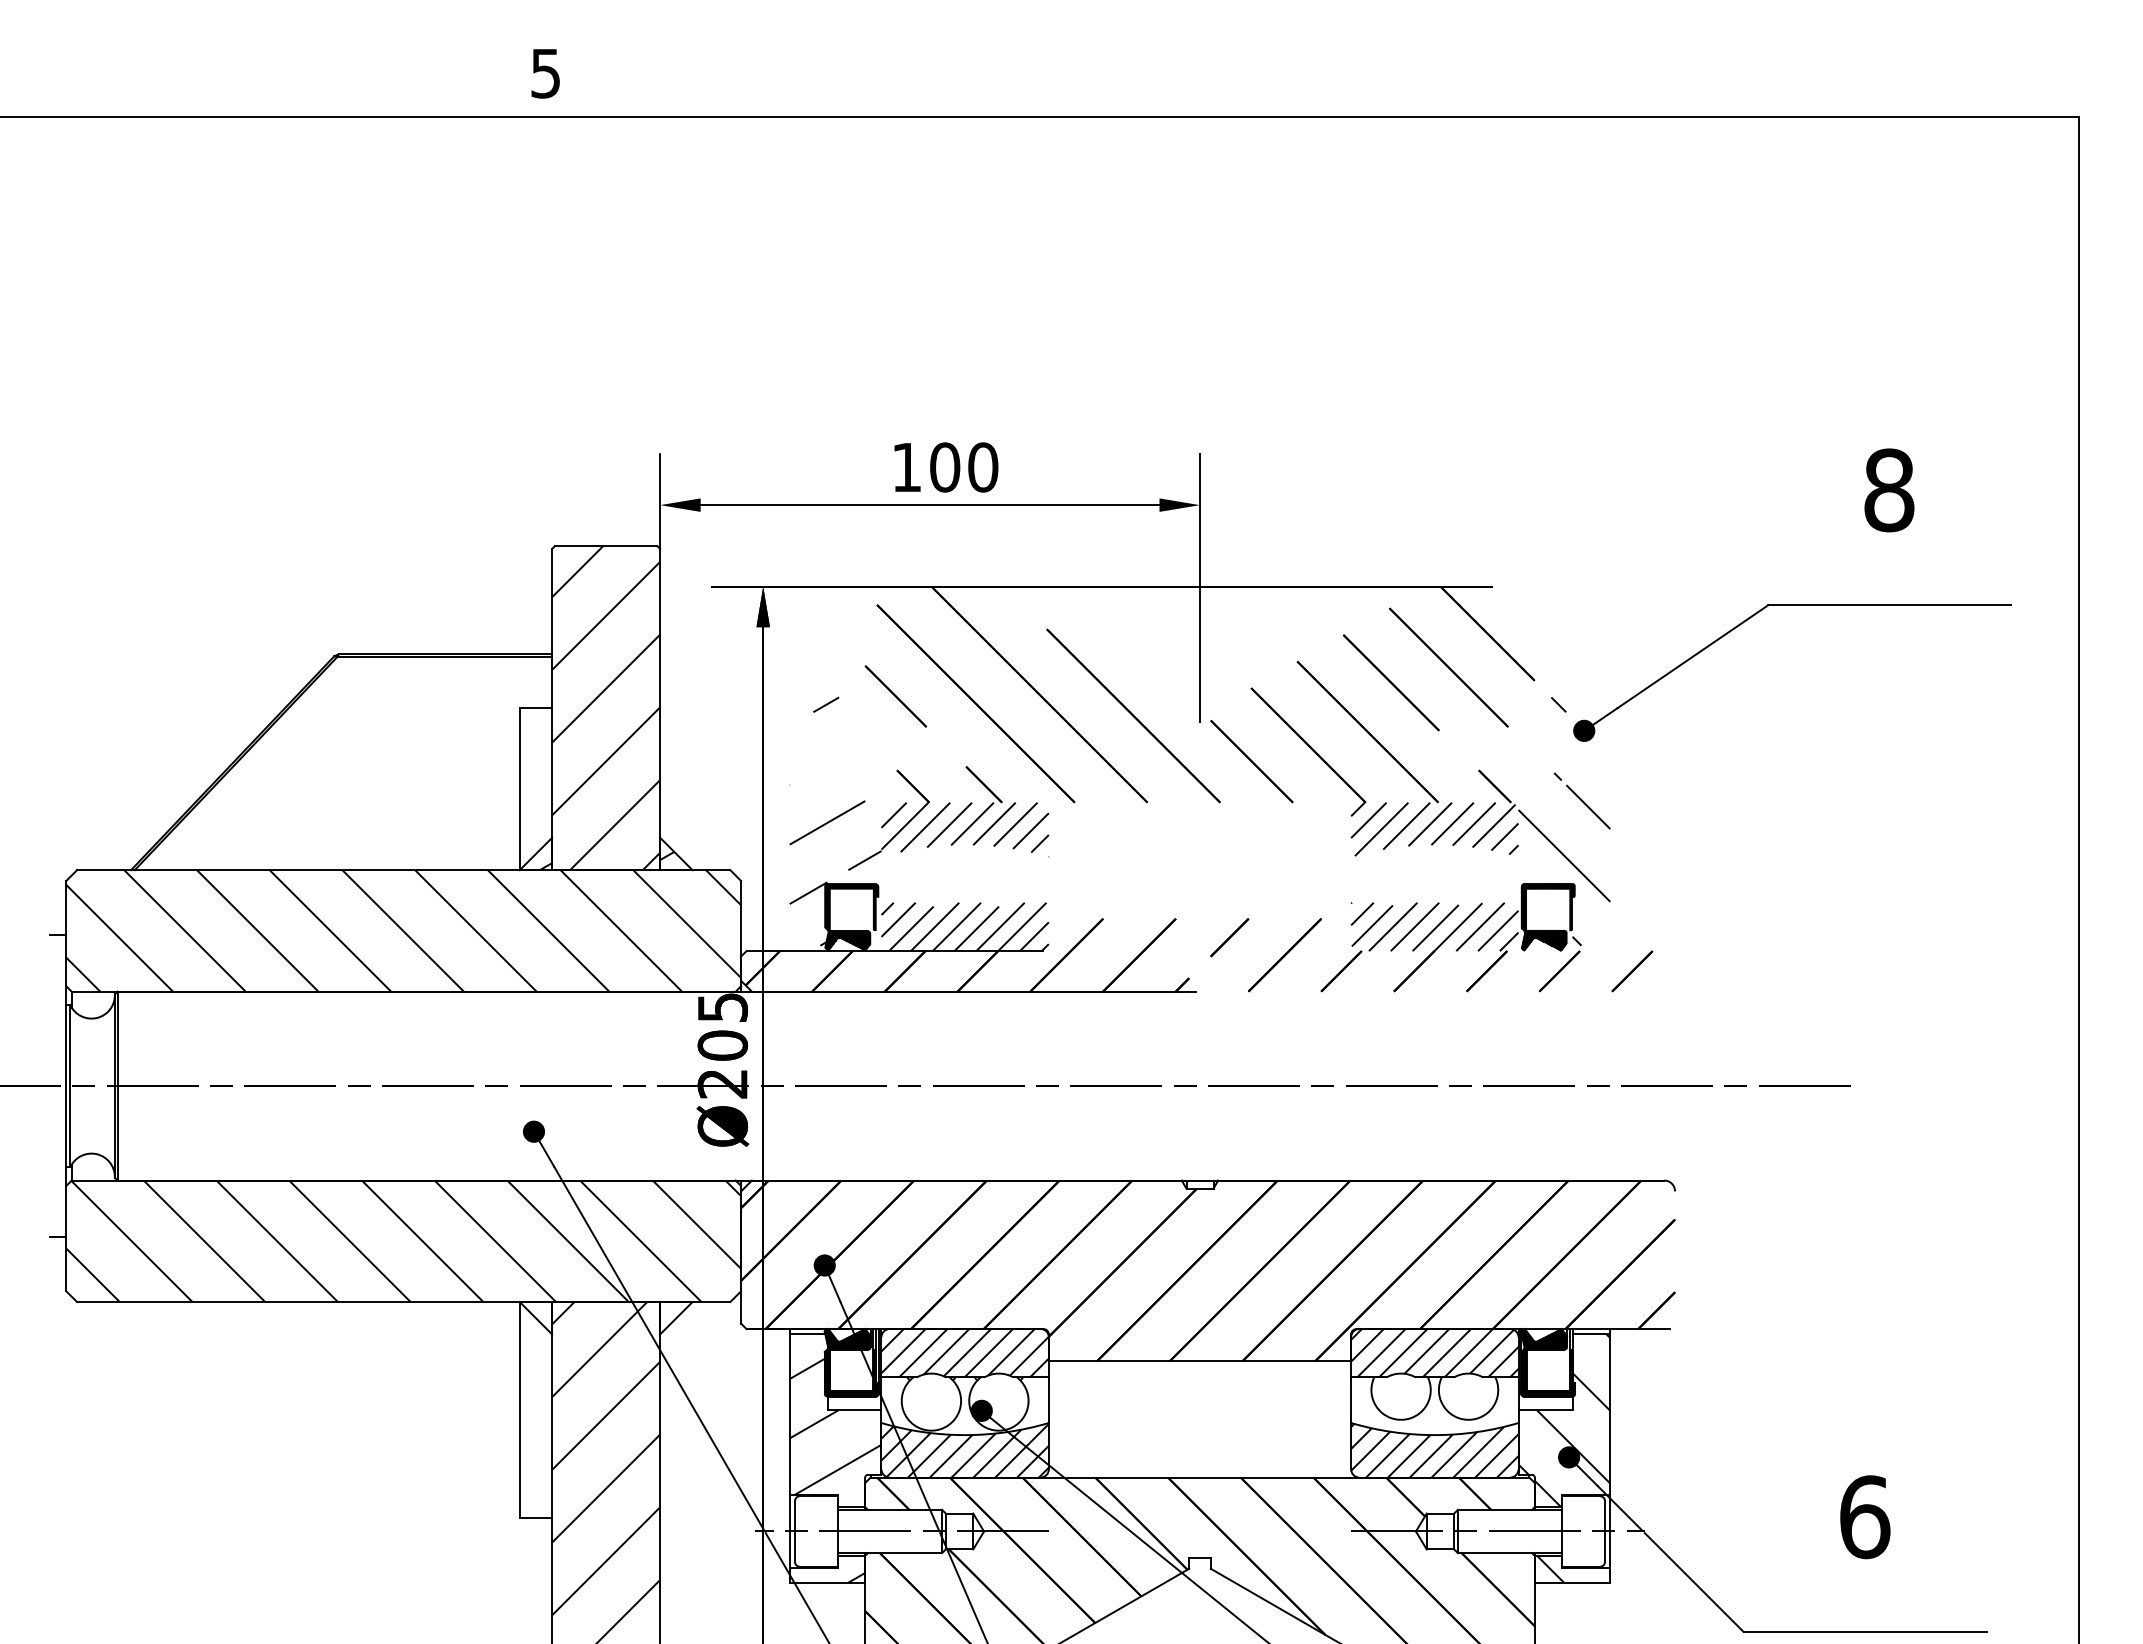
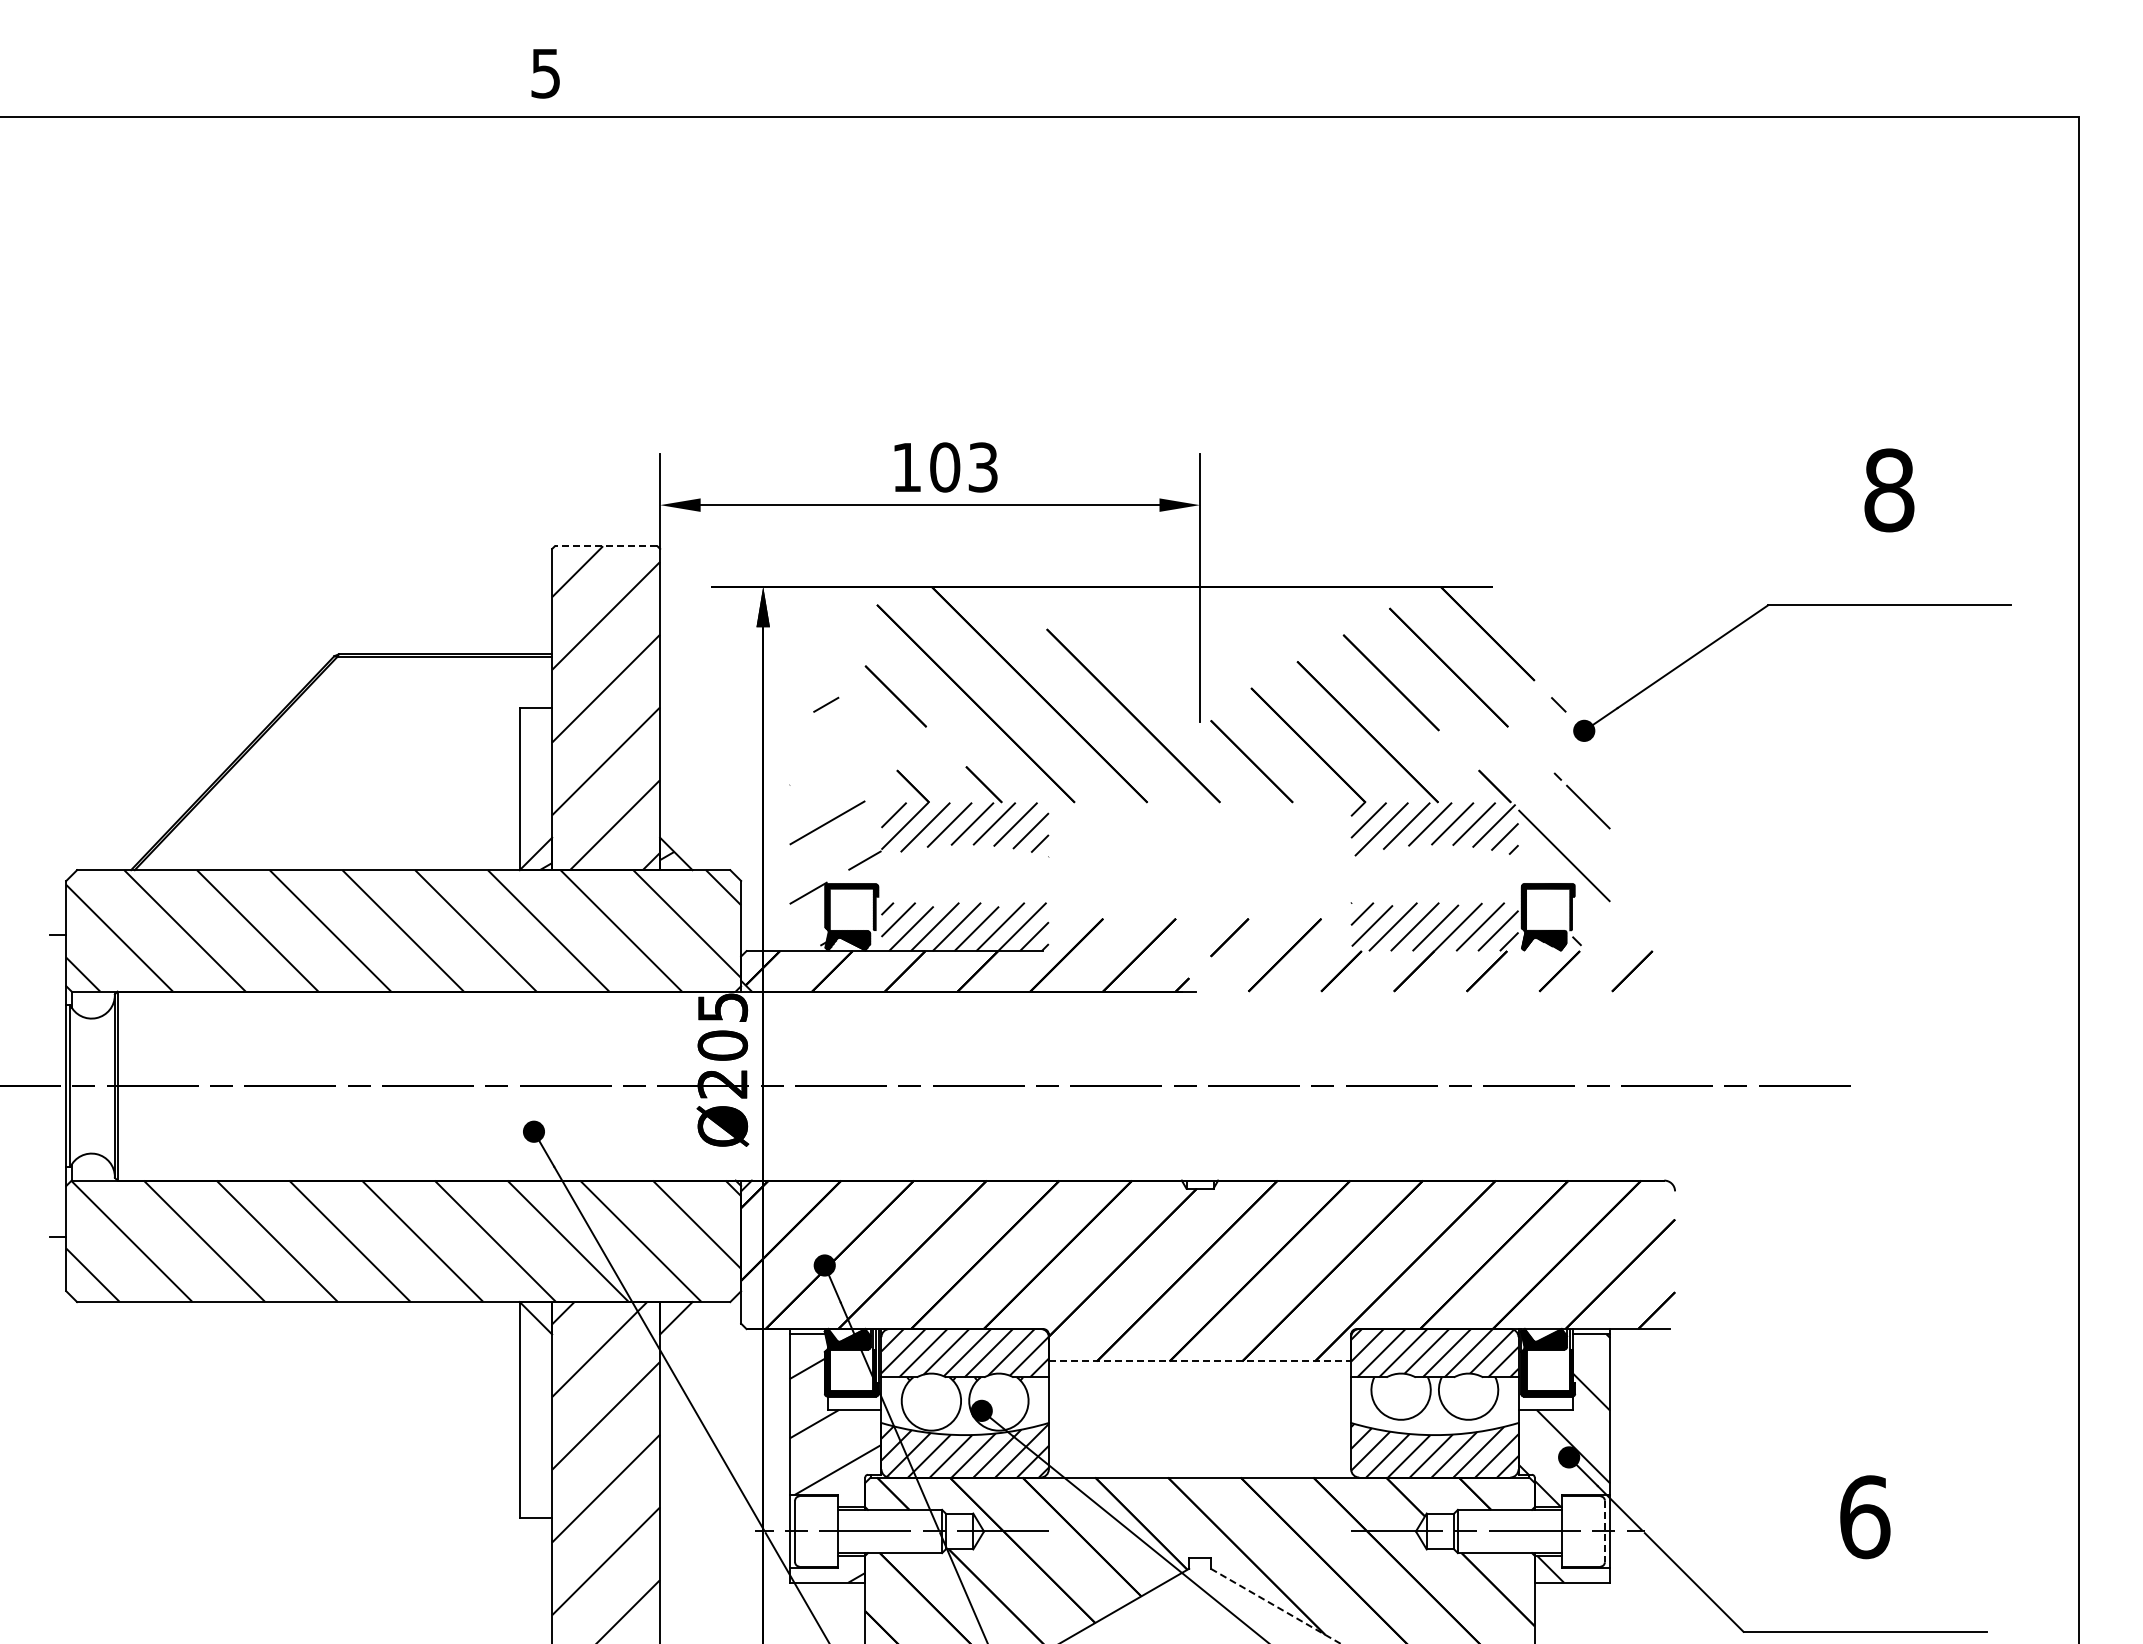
text: 100 -> 103 (983, 467)
line: solid -> dashed (605, 546)
line: solid -> dashed (1200, 1361)
line: solid -> dashed (1604, 1531)
line: solid -> dashed (1275, 1606)
